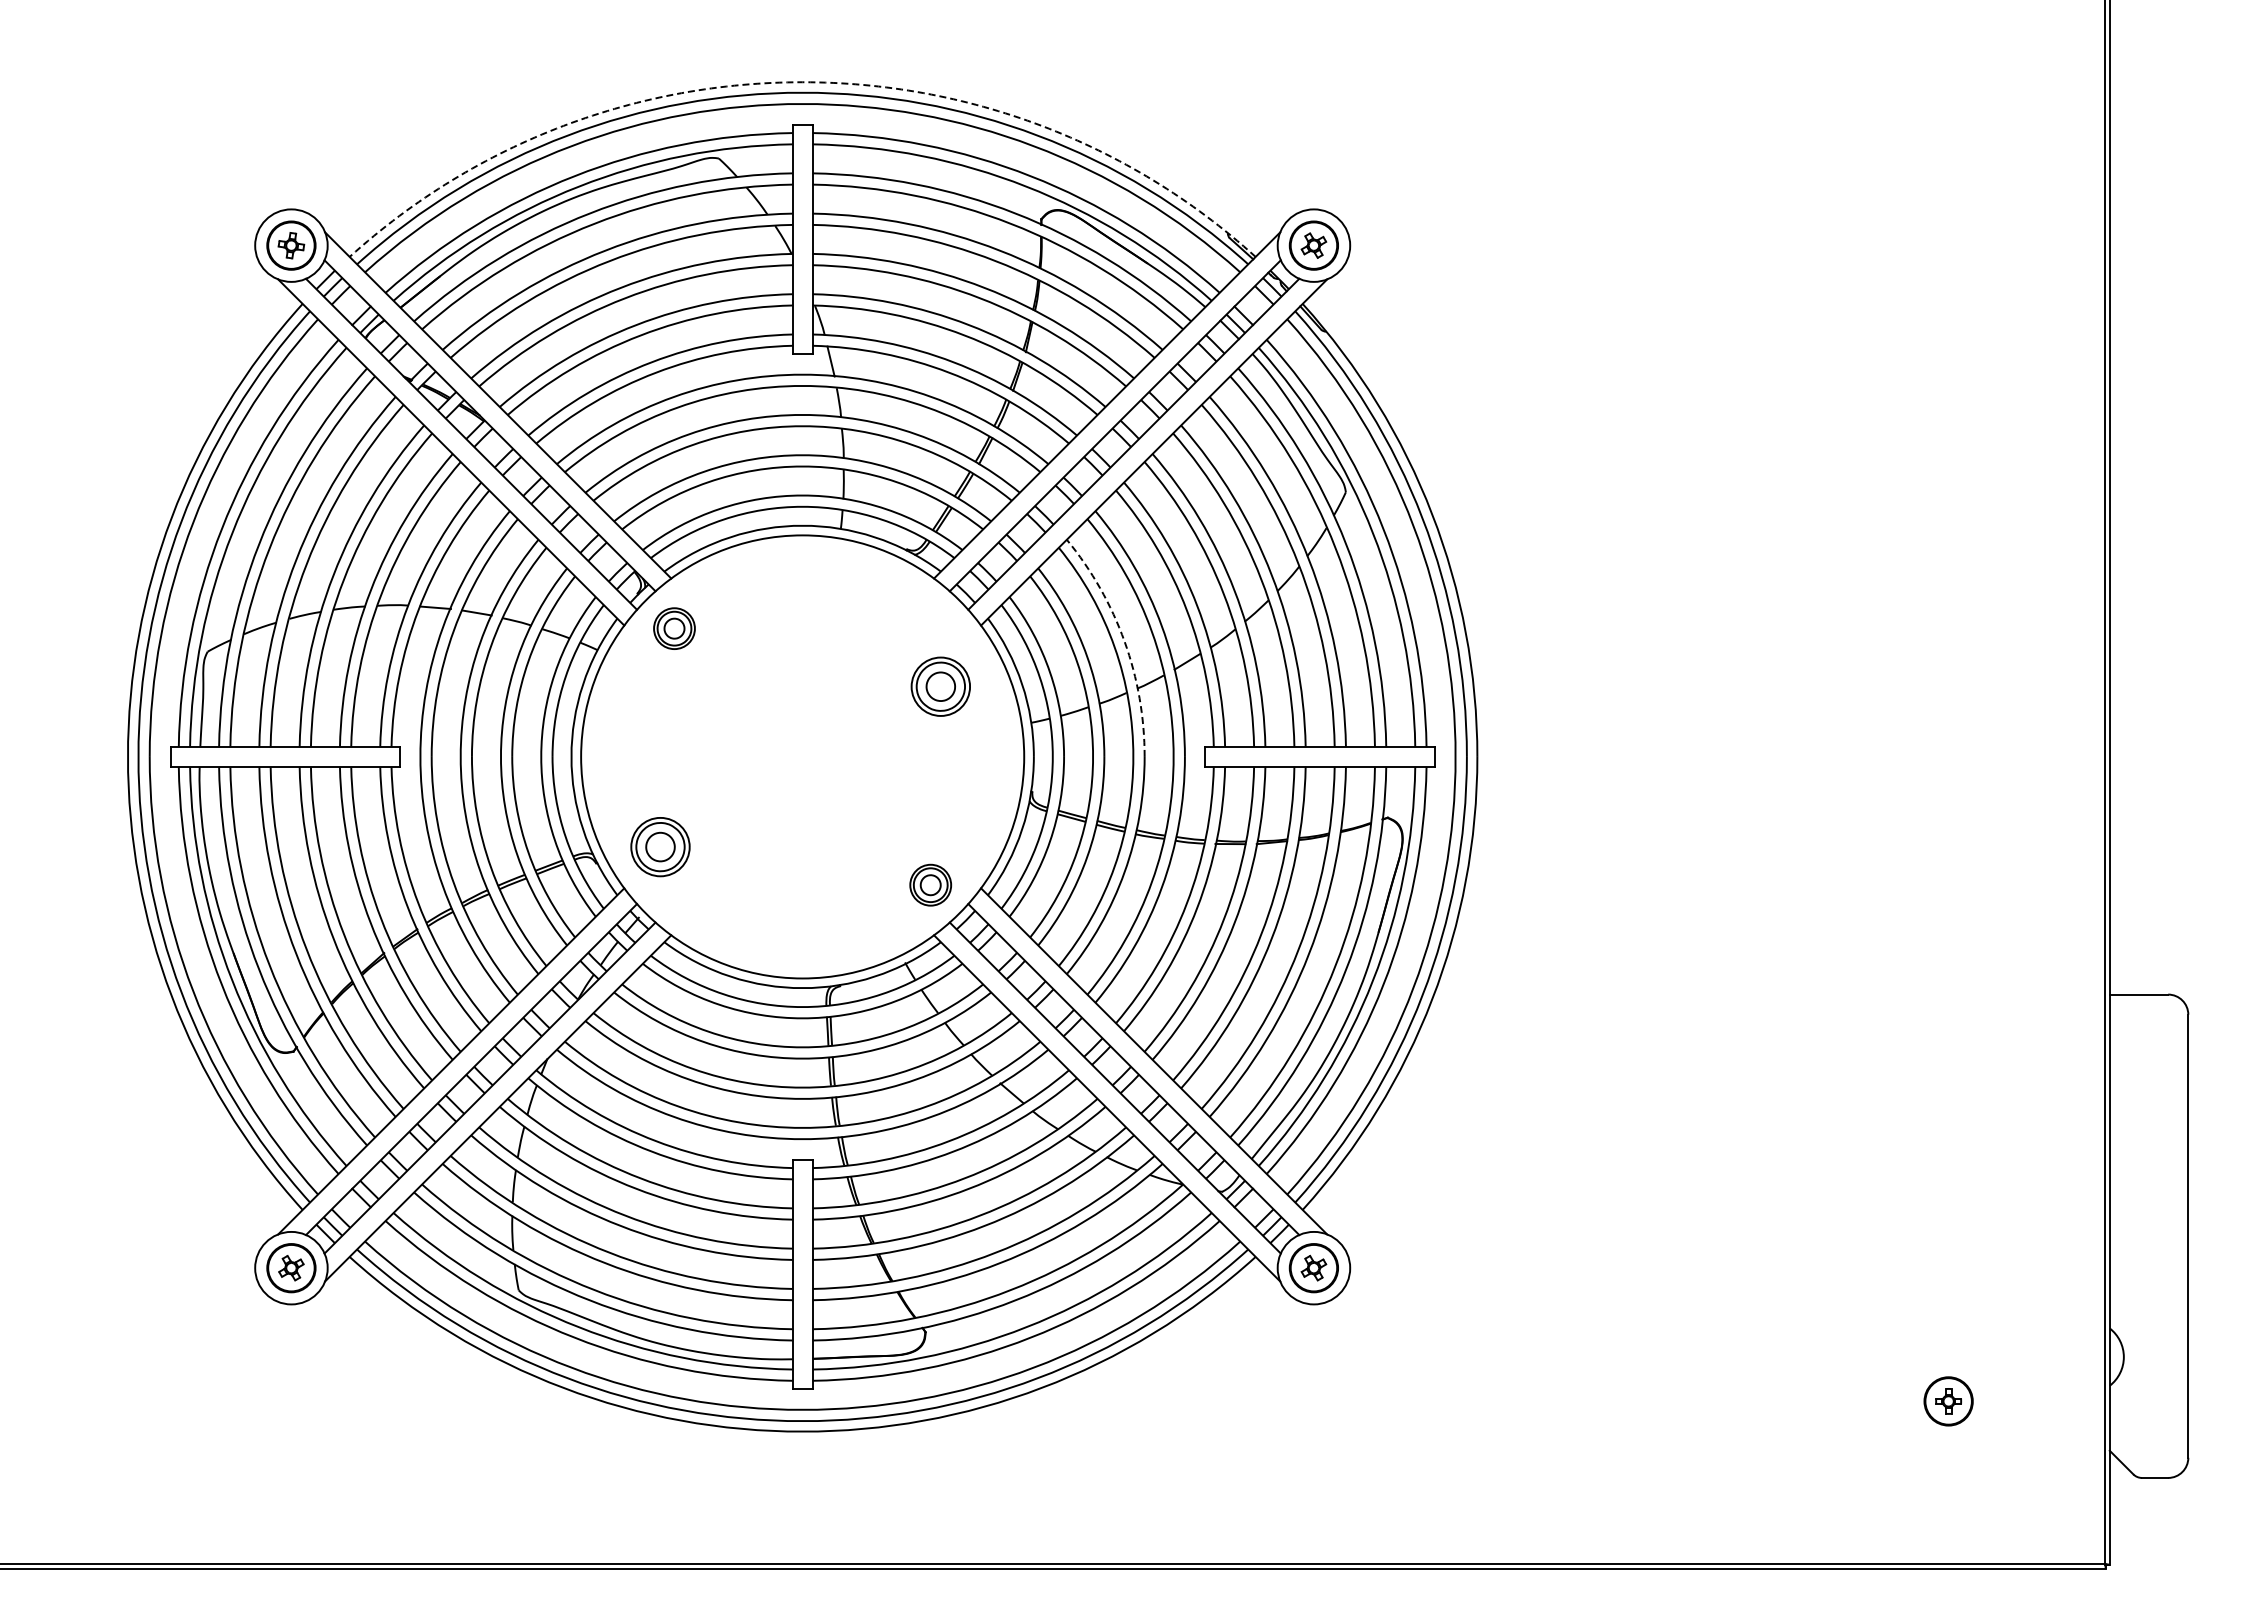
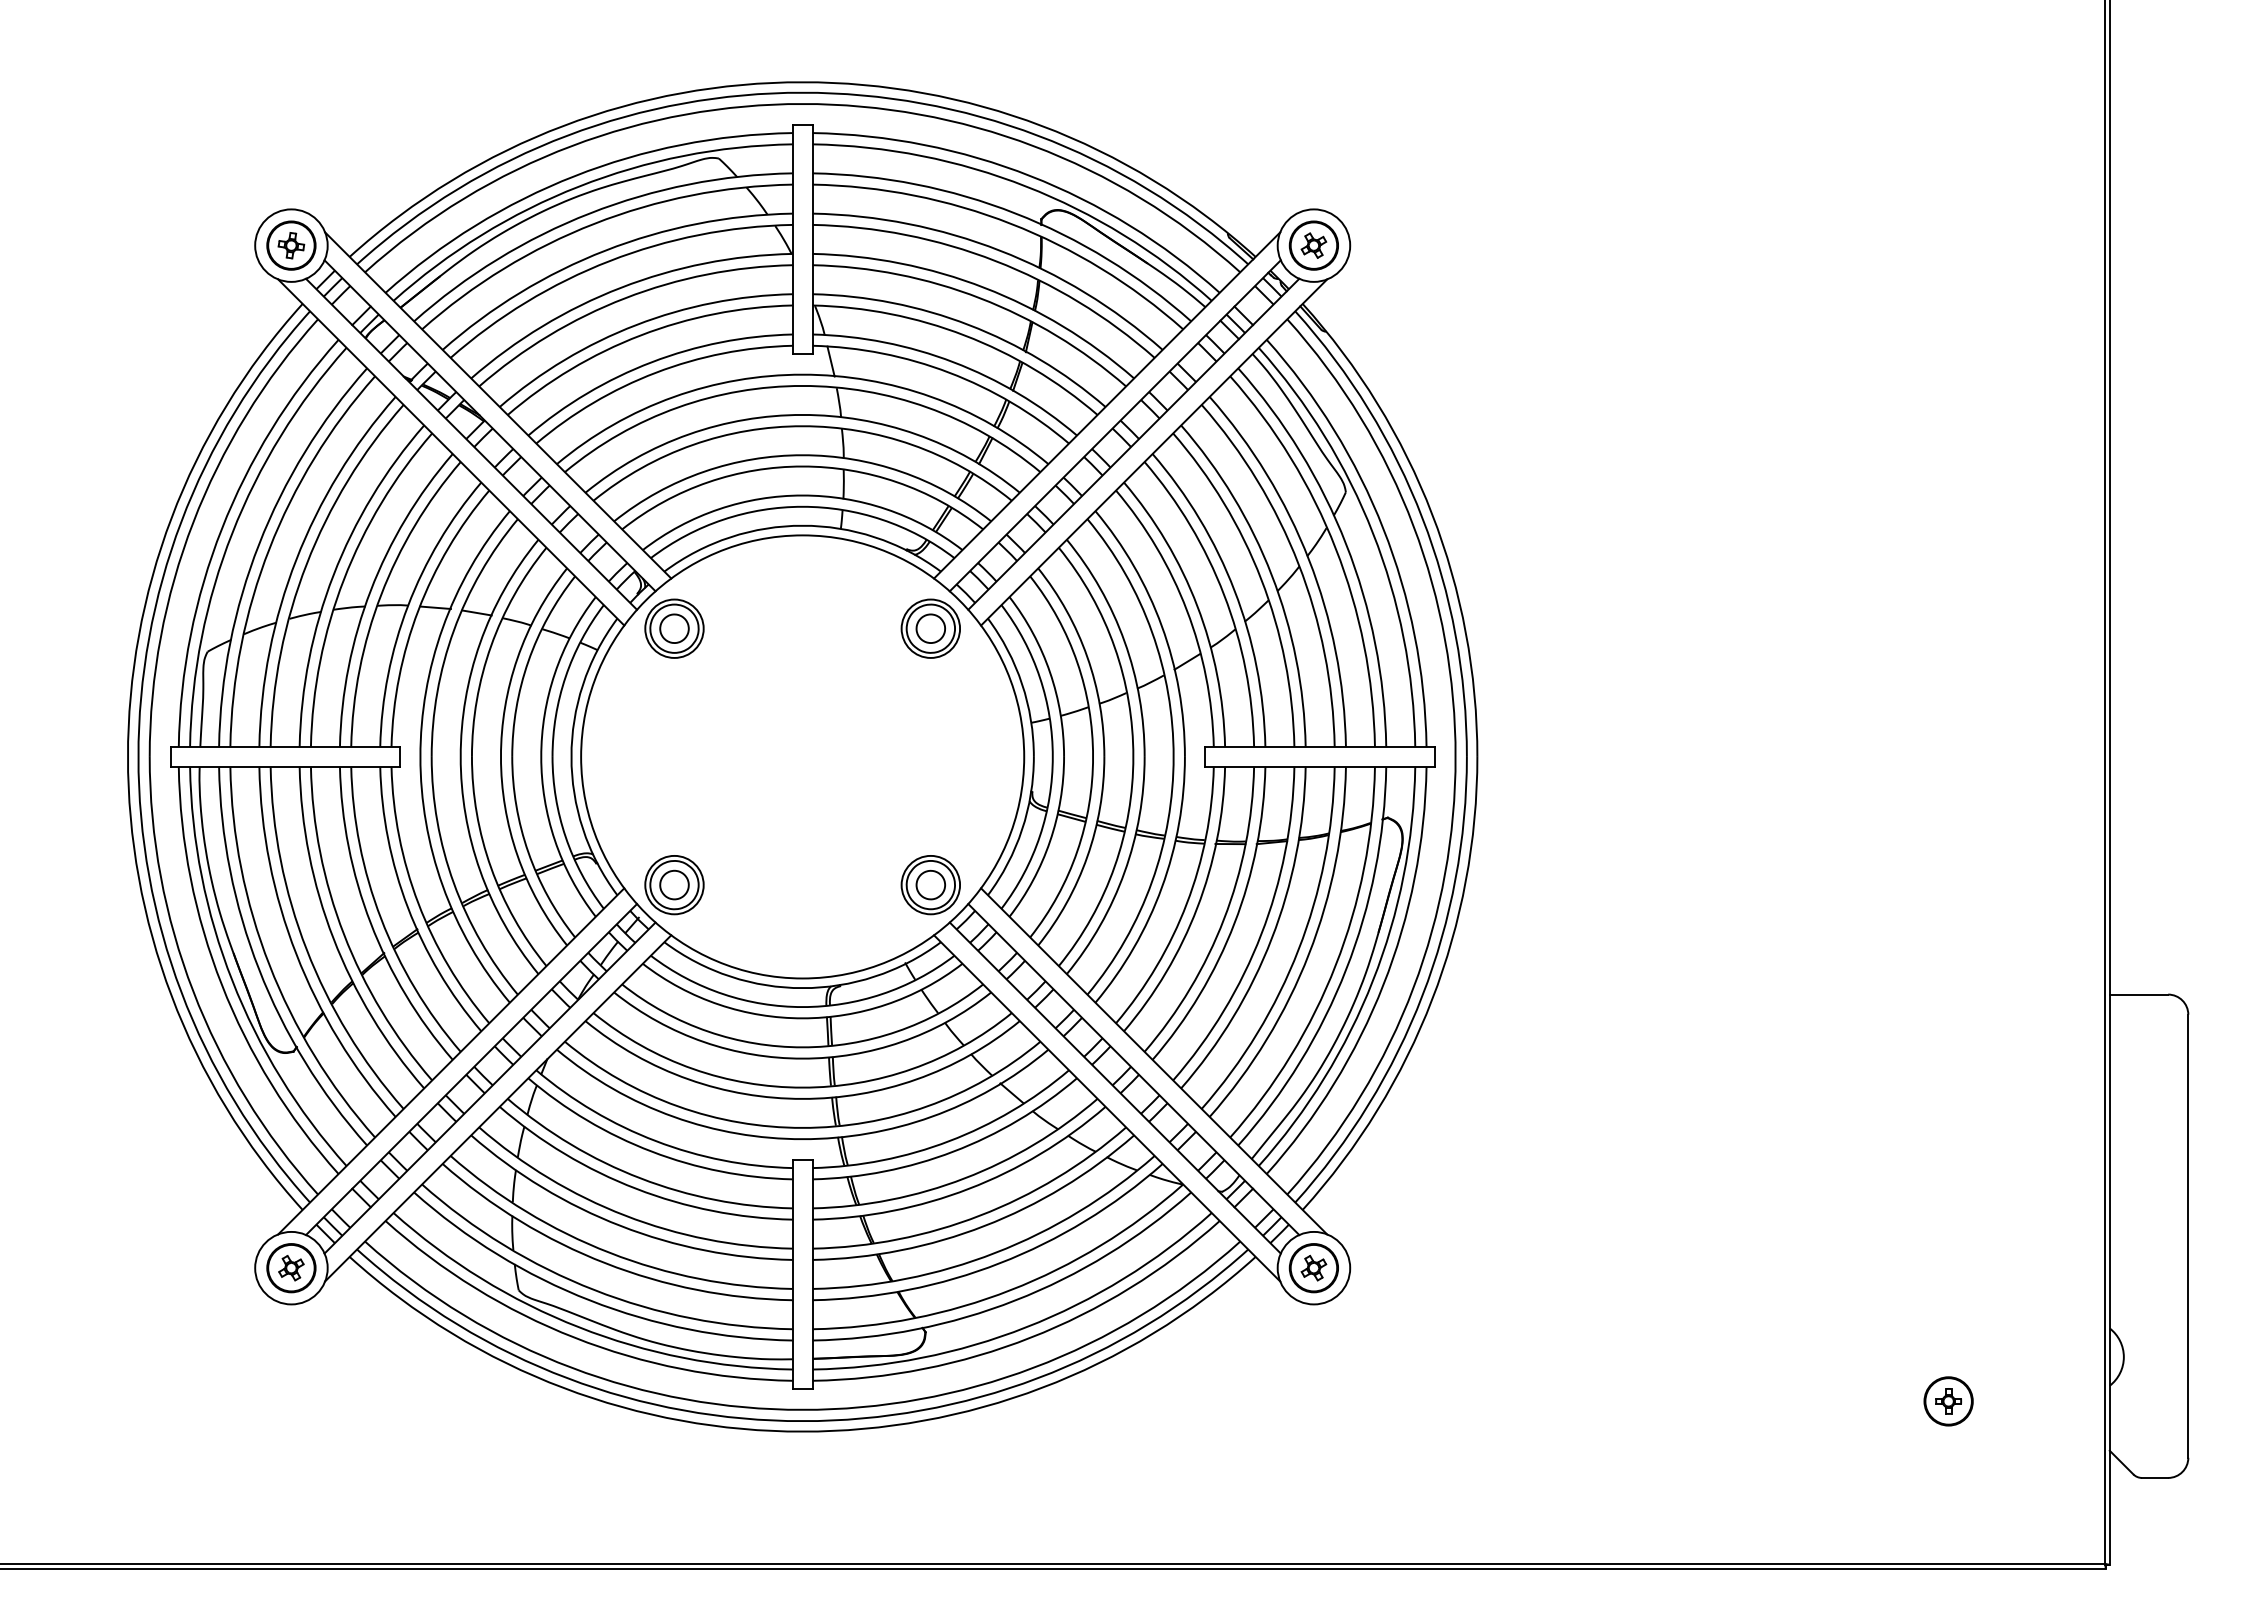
arc: dashed -> solid (802, 82)
part size: 43x43 px -> 61x61 px (674, 628)
arc: dashed -> solid (1124, 641)
part position: (940, 686) -> (930, 628) (930, 628)
part position: (660, 847) -> (674, 885) (674, 885)
part size: 44x44 px -> 61x61 px (930, 885)
